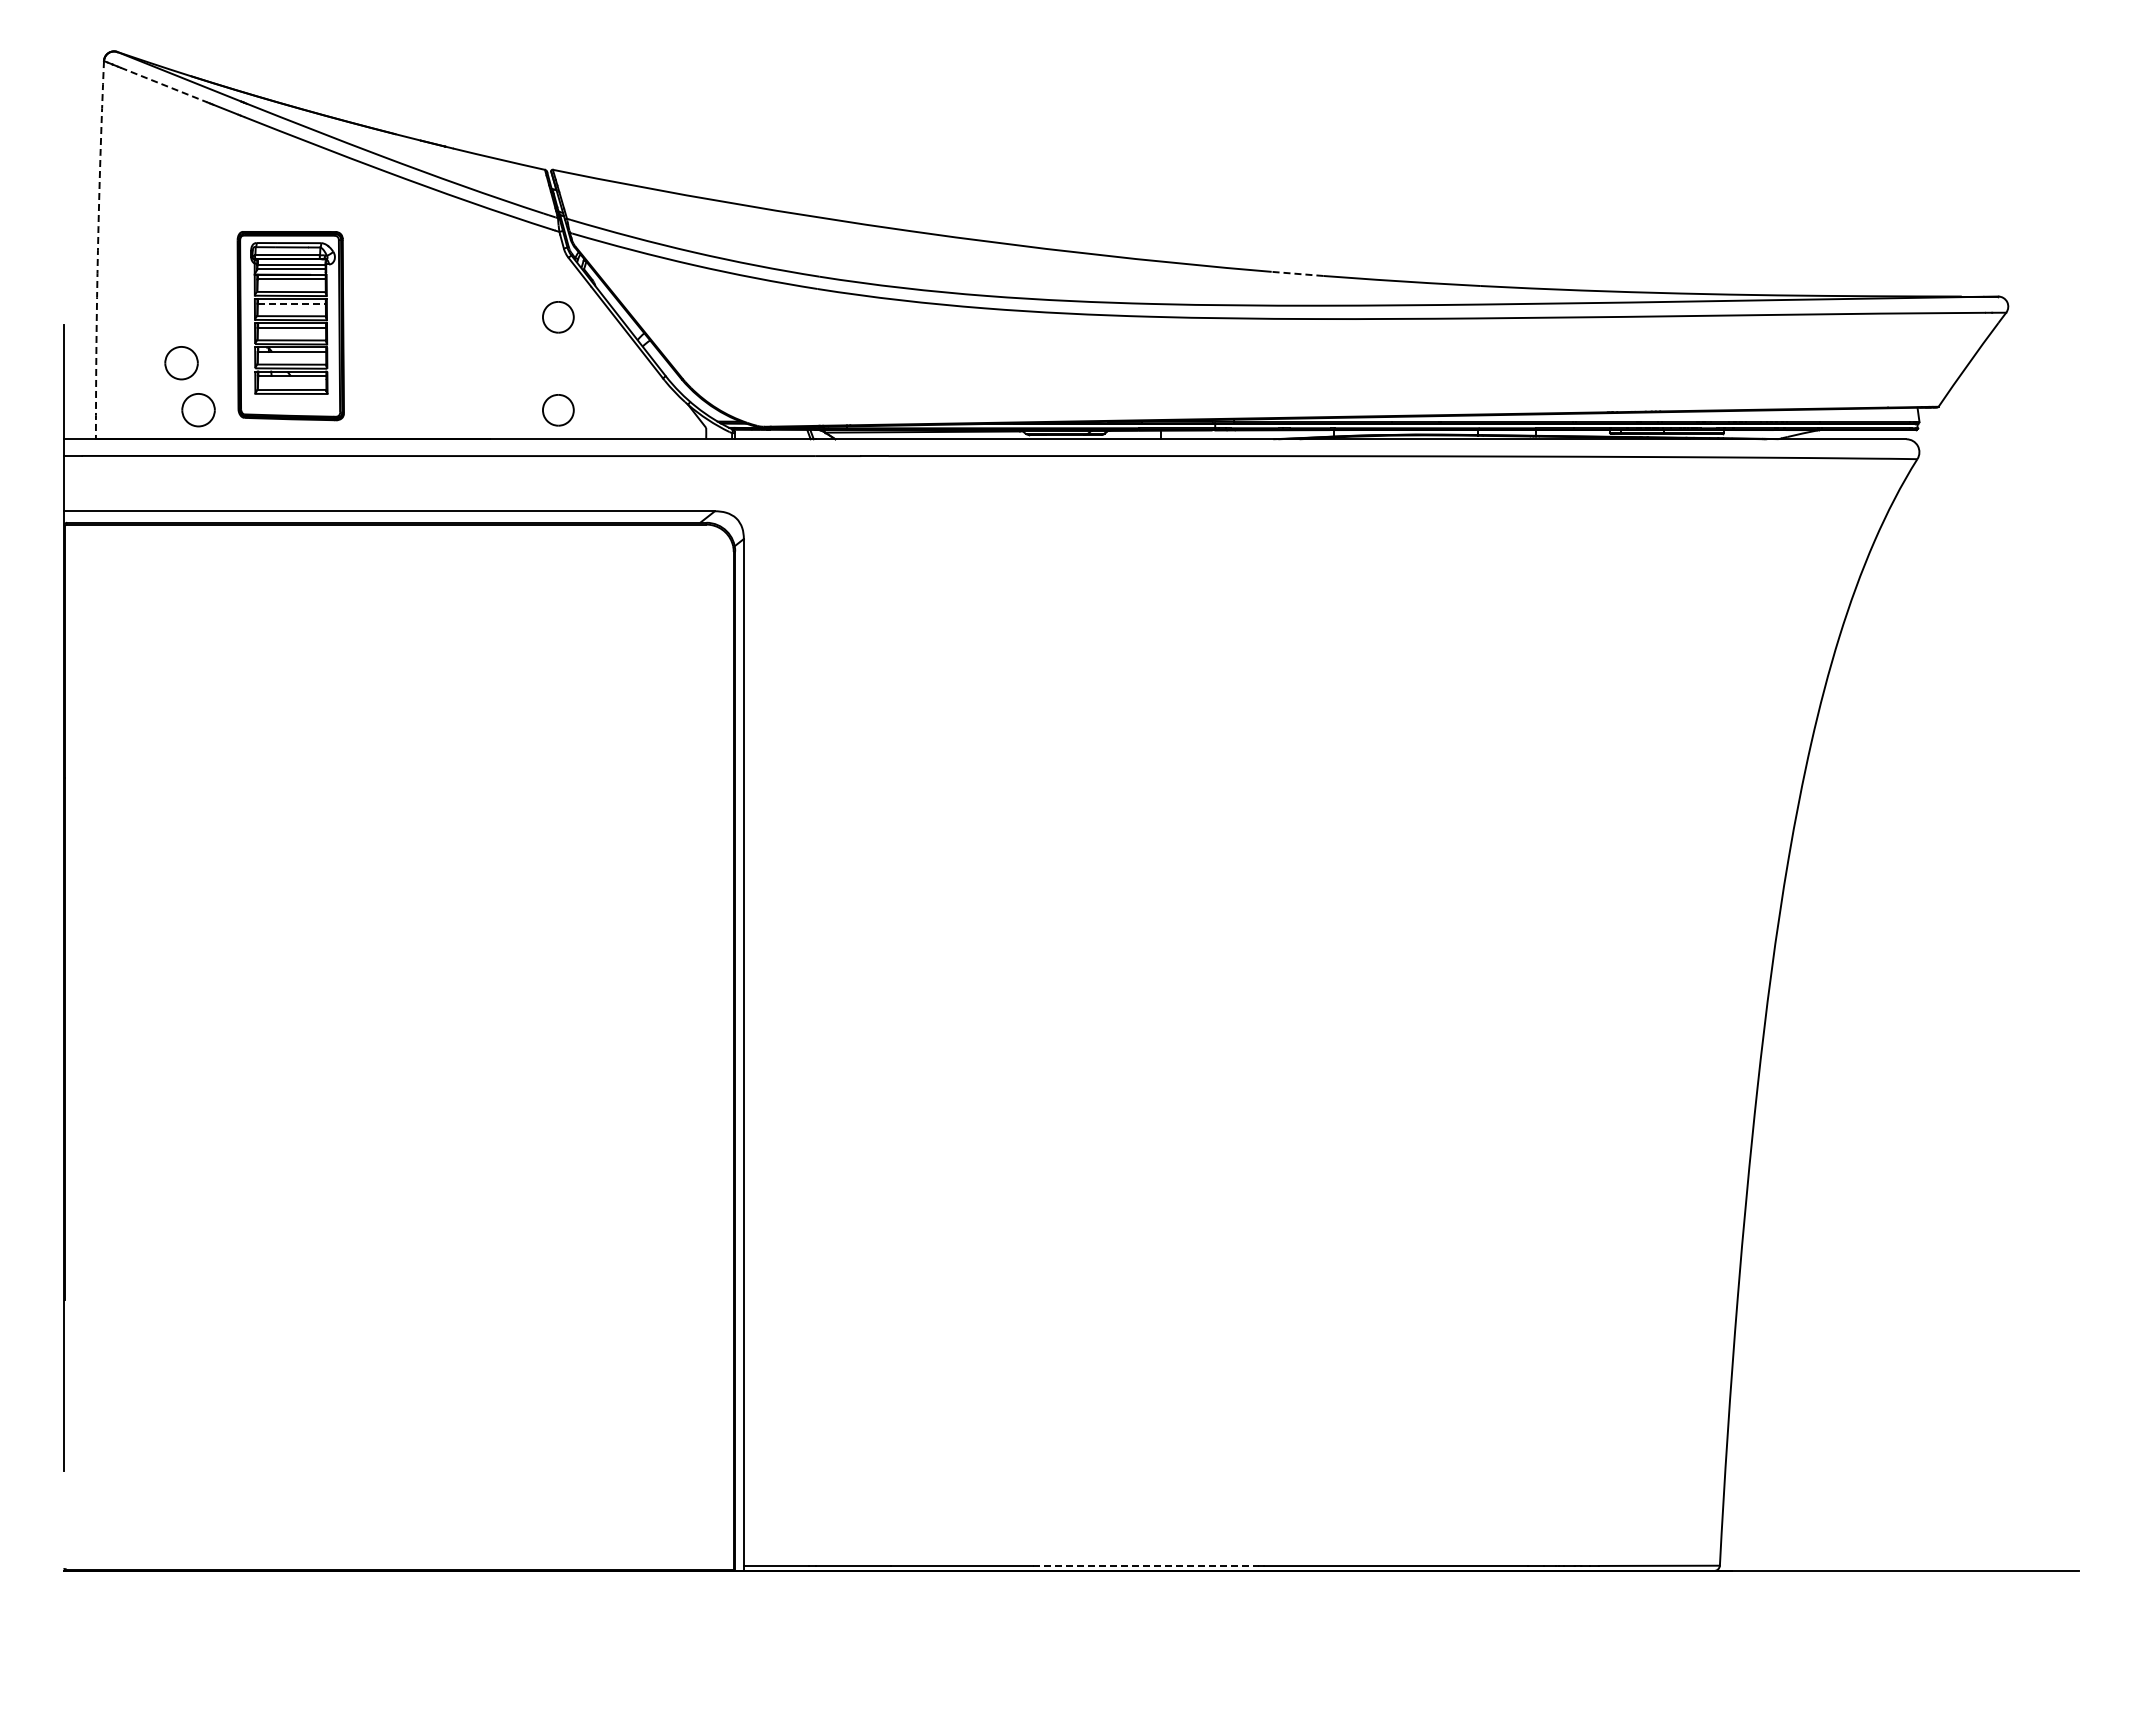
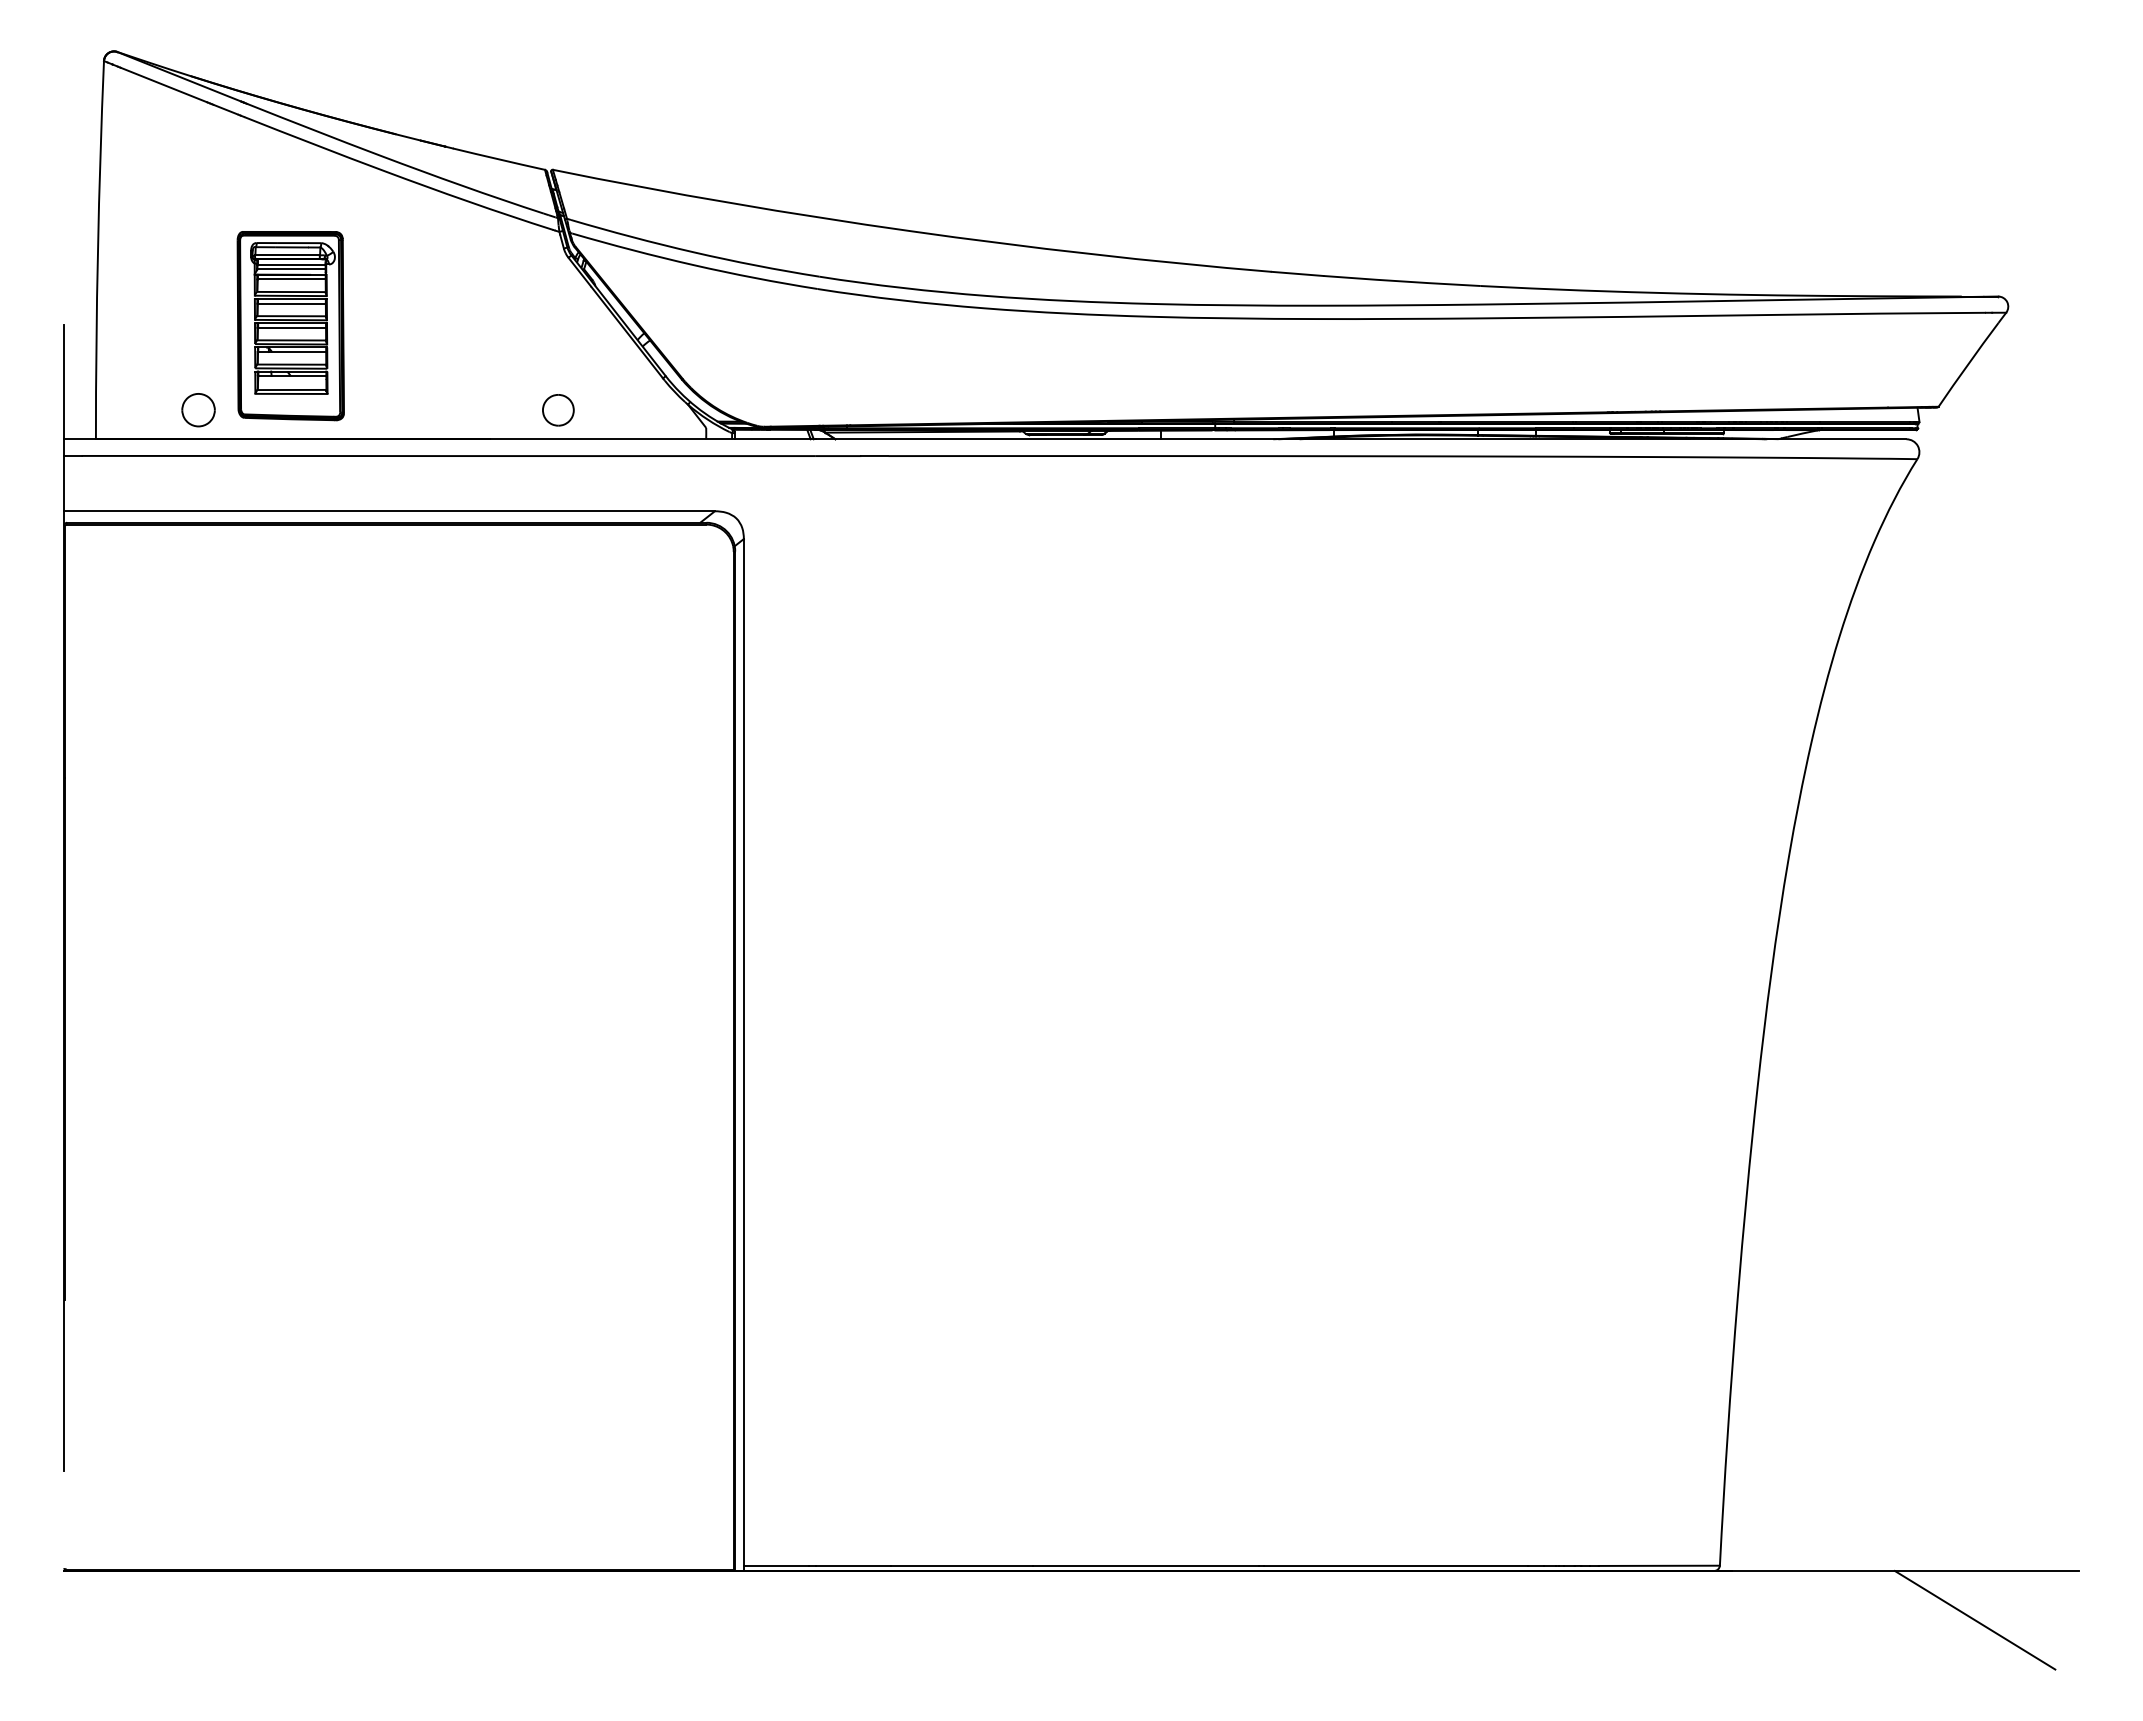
line: dashed -> solid (163, 85)
arc: dashed -> solid (97, 250)
line: dashed -> solid (1297, 273)
line: dashed -> solid (292, 303)
part: present -> none (558, 317)
part: present -> none (181, 363)
line: dashed -> solid (1146, 1566)
line: none -> present (1974, 1619)
